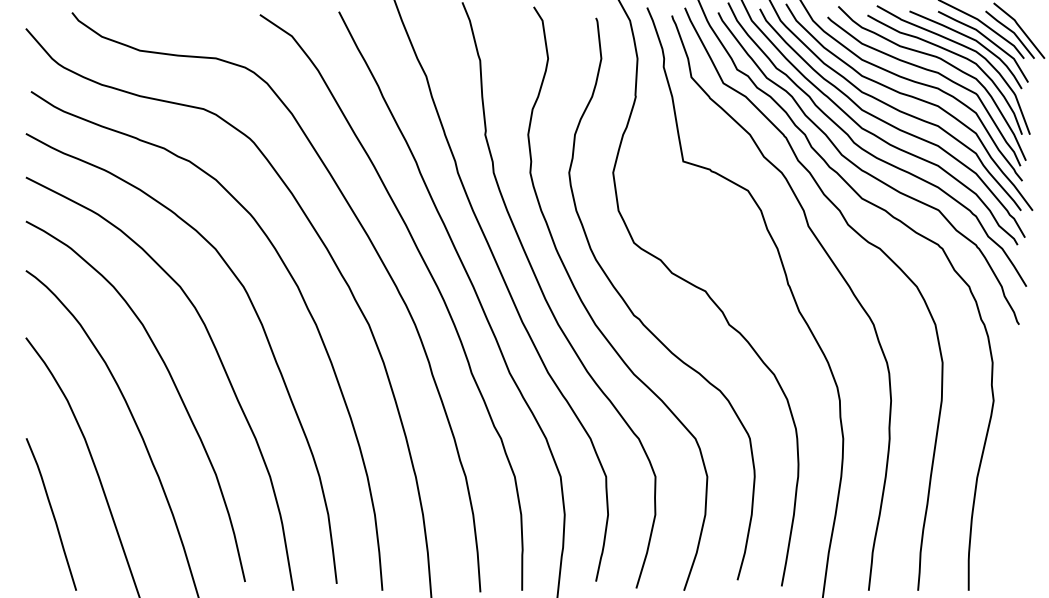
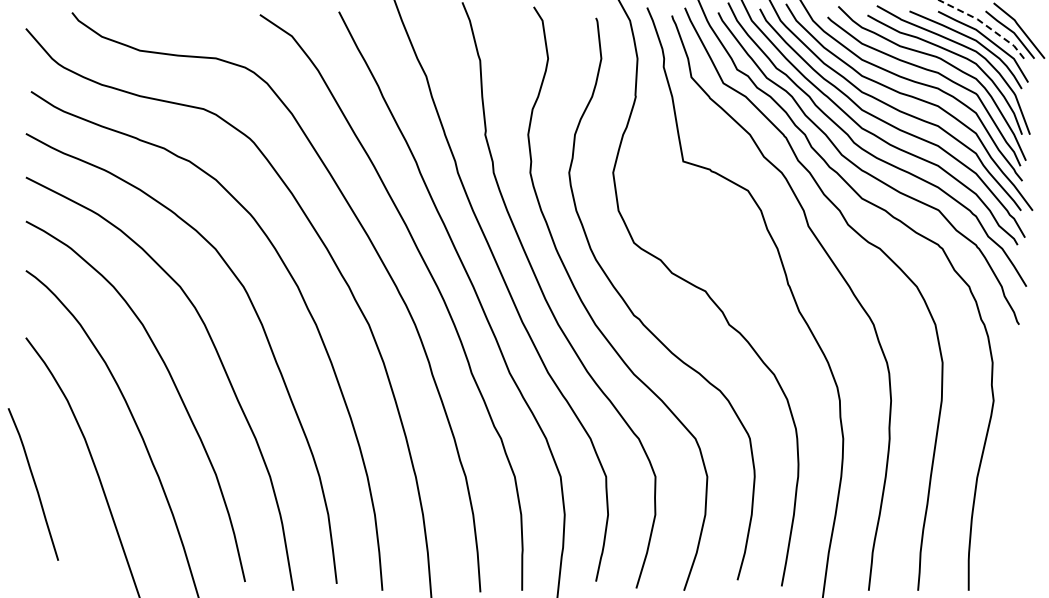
line: solid -> dashed (985, 25)
curve position: (52, 514) -> (34, 484) (34, 484)
